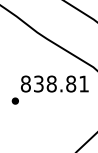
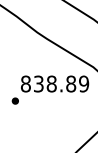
text: 838.81 -> 838.89 (84, 83)
